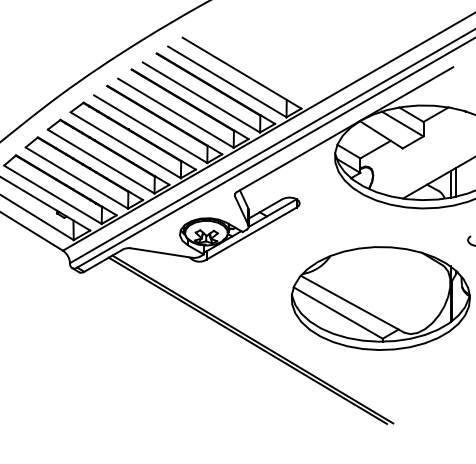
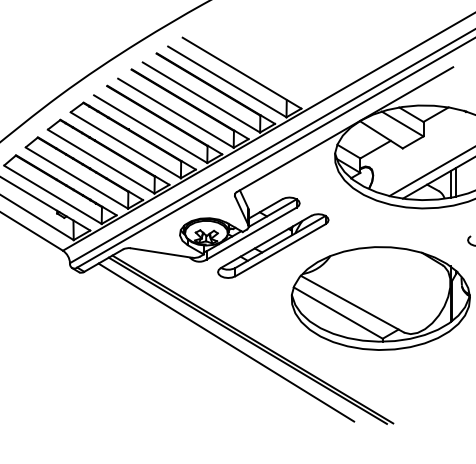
line: none -> present (430, 172)
part: none -> present (273, 245)
line: none -> present (226, 342)
